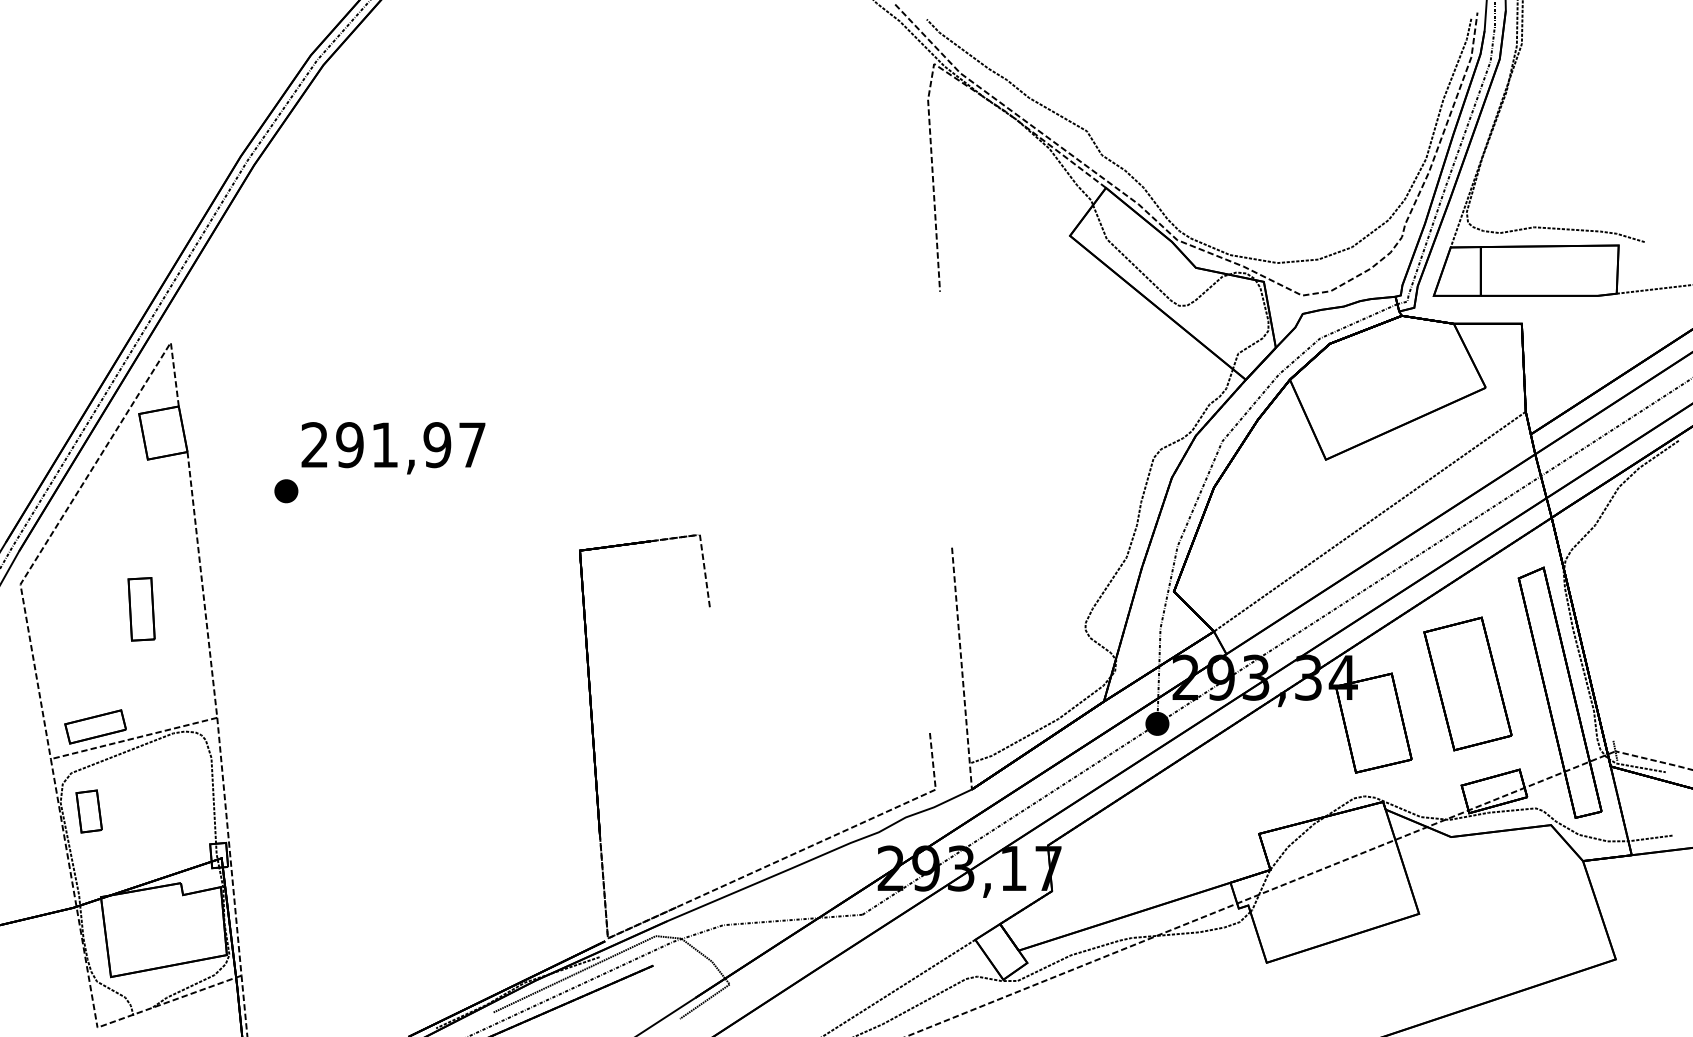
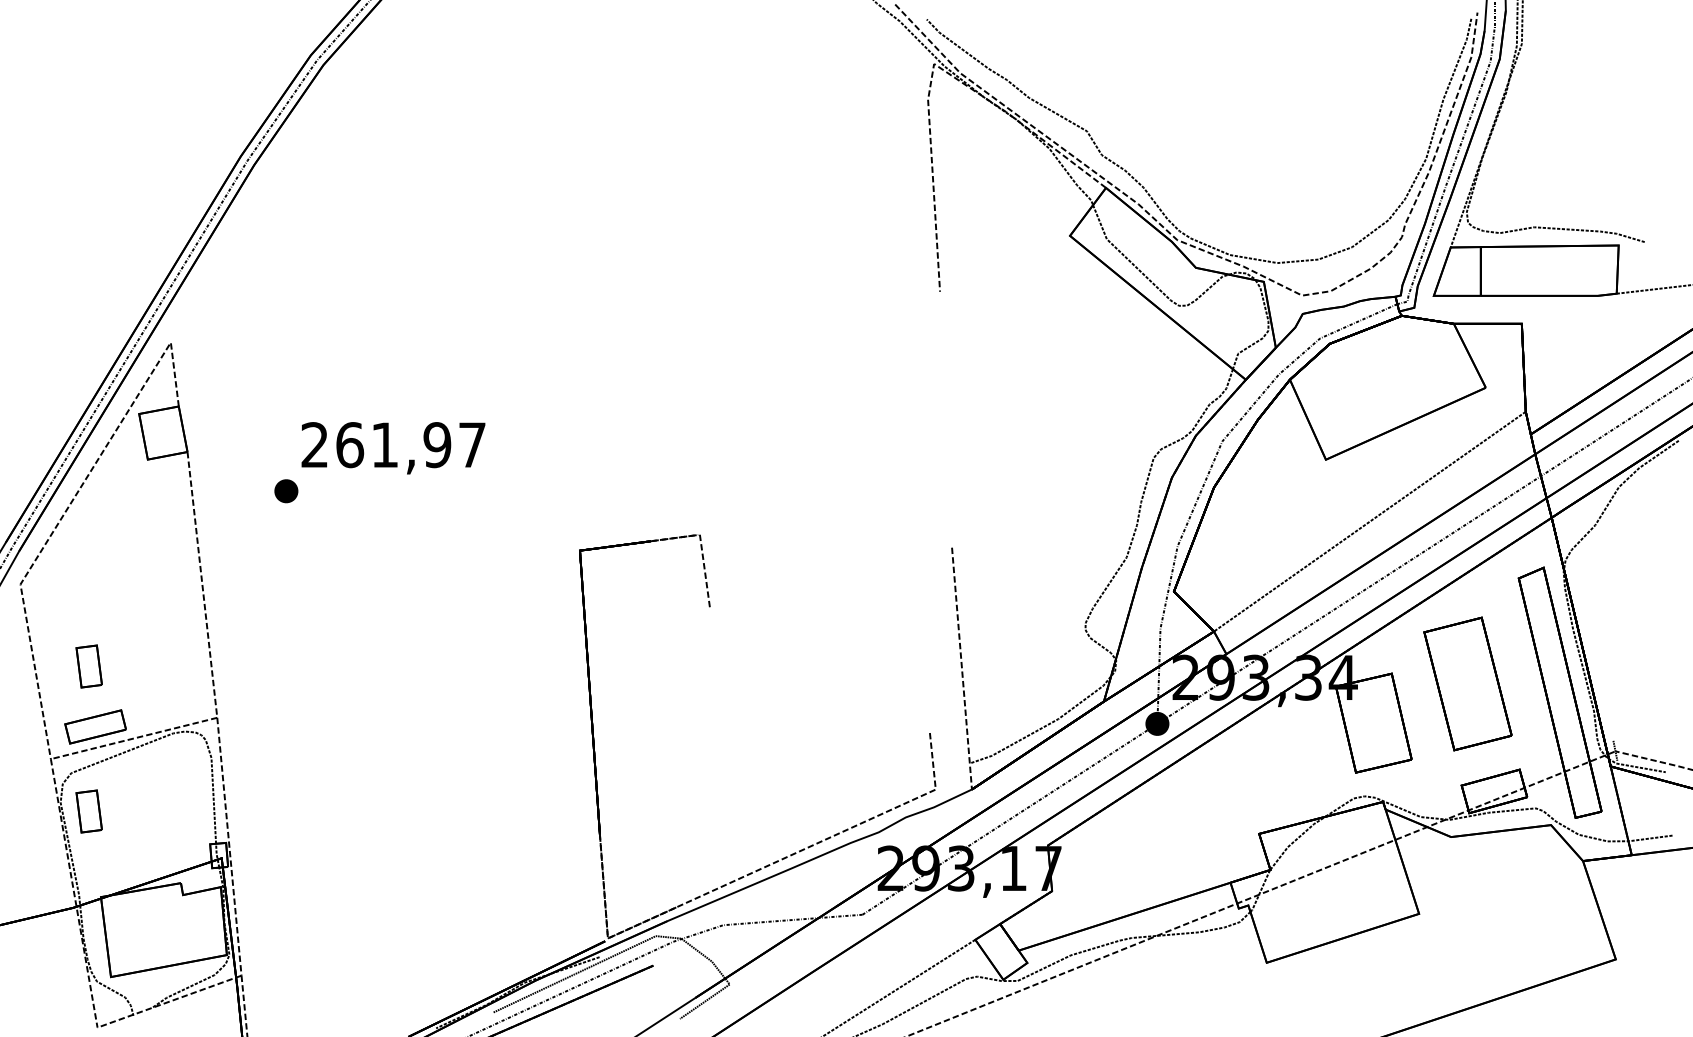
text: 291,97 -> 261,97 (350, 445)
part: present -> none (141, 609)
part: none -> present (88, 666)
